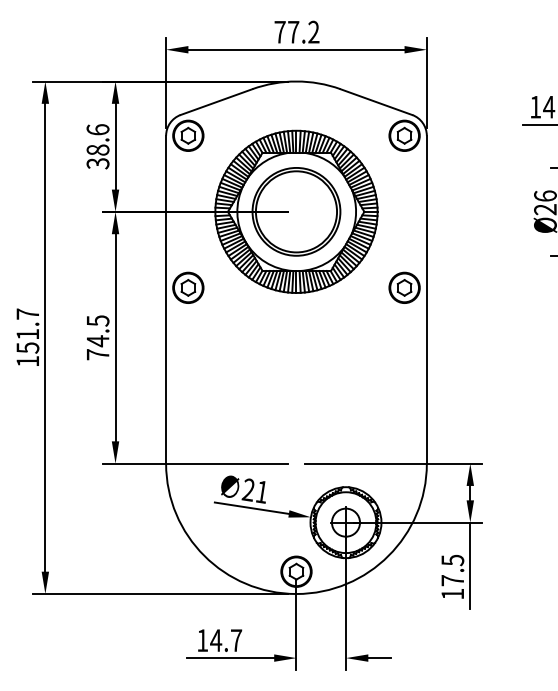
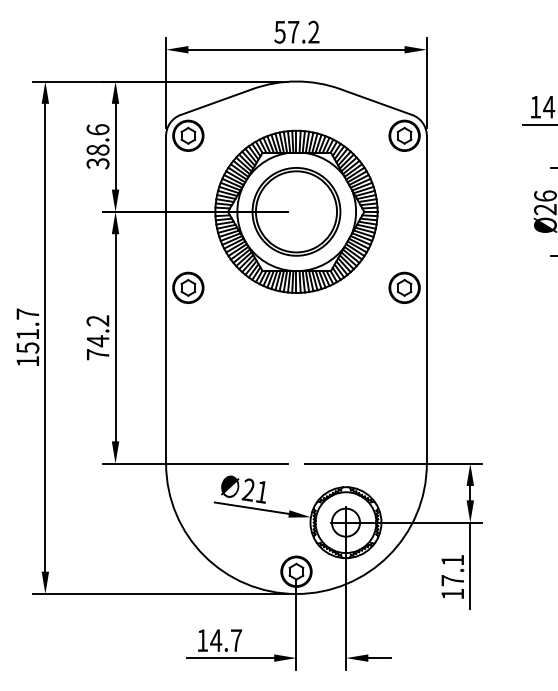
text: 77.2 -> 57.2 (279, 32)
text: 74.5 -> 74.2 (97, 320)
text: 17.5 -> 17.1 (452, 560)
